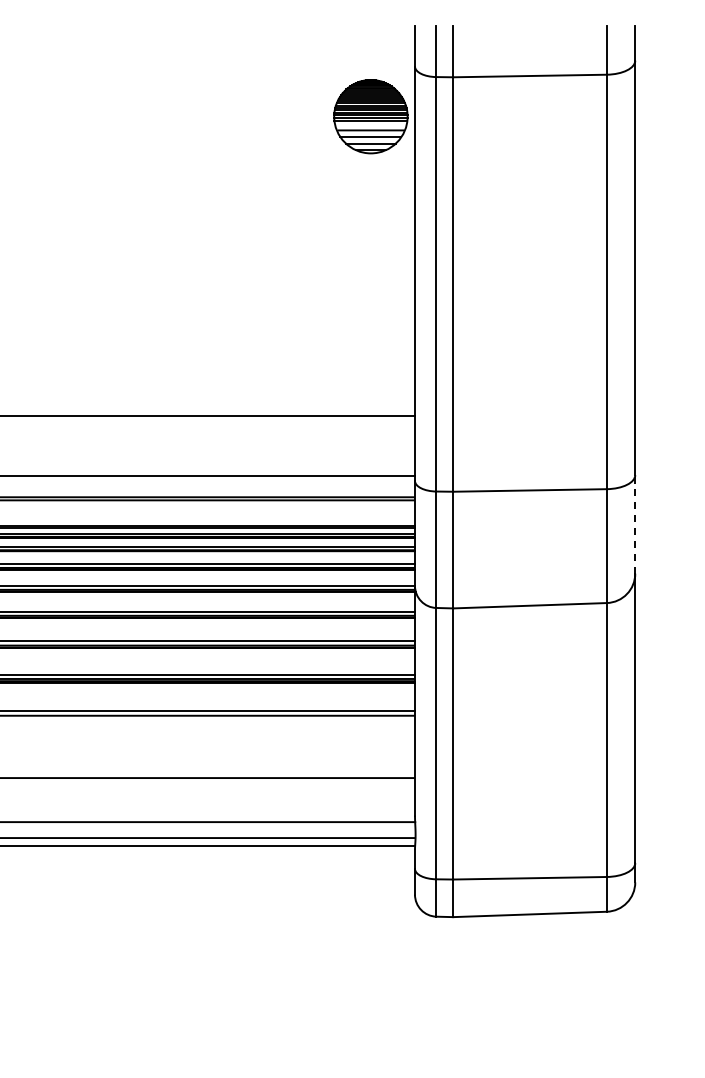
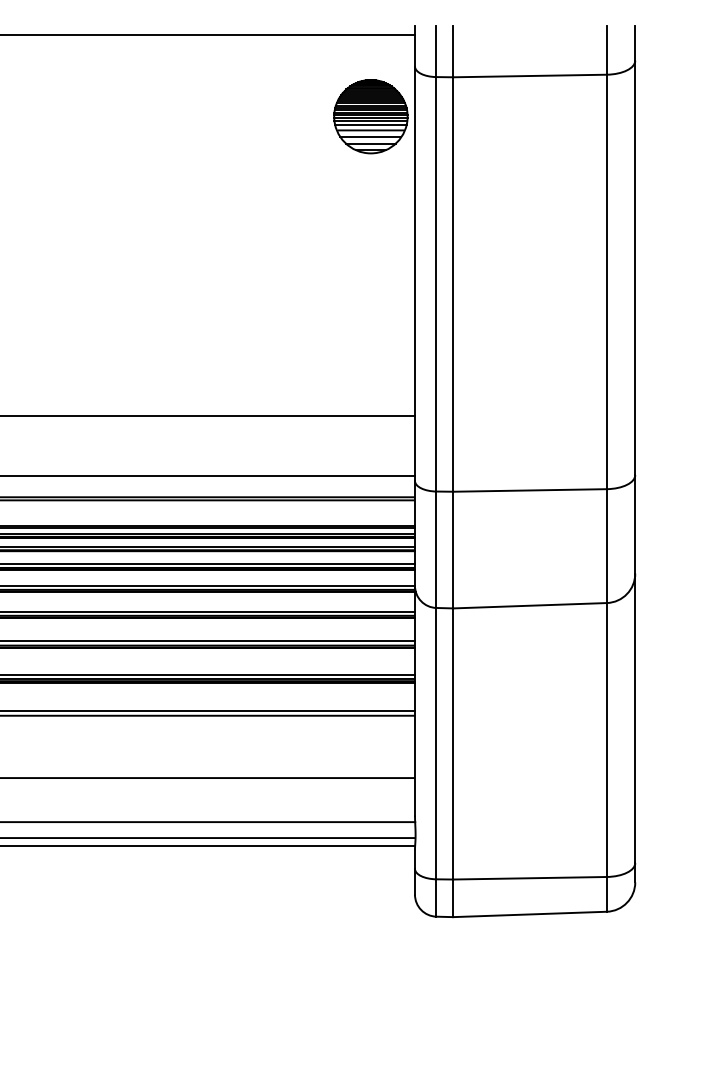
line: none -> present (208, 35)
line: none -> present (370, 124)
line: dashed -> solid (635, 523)
